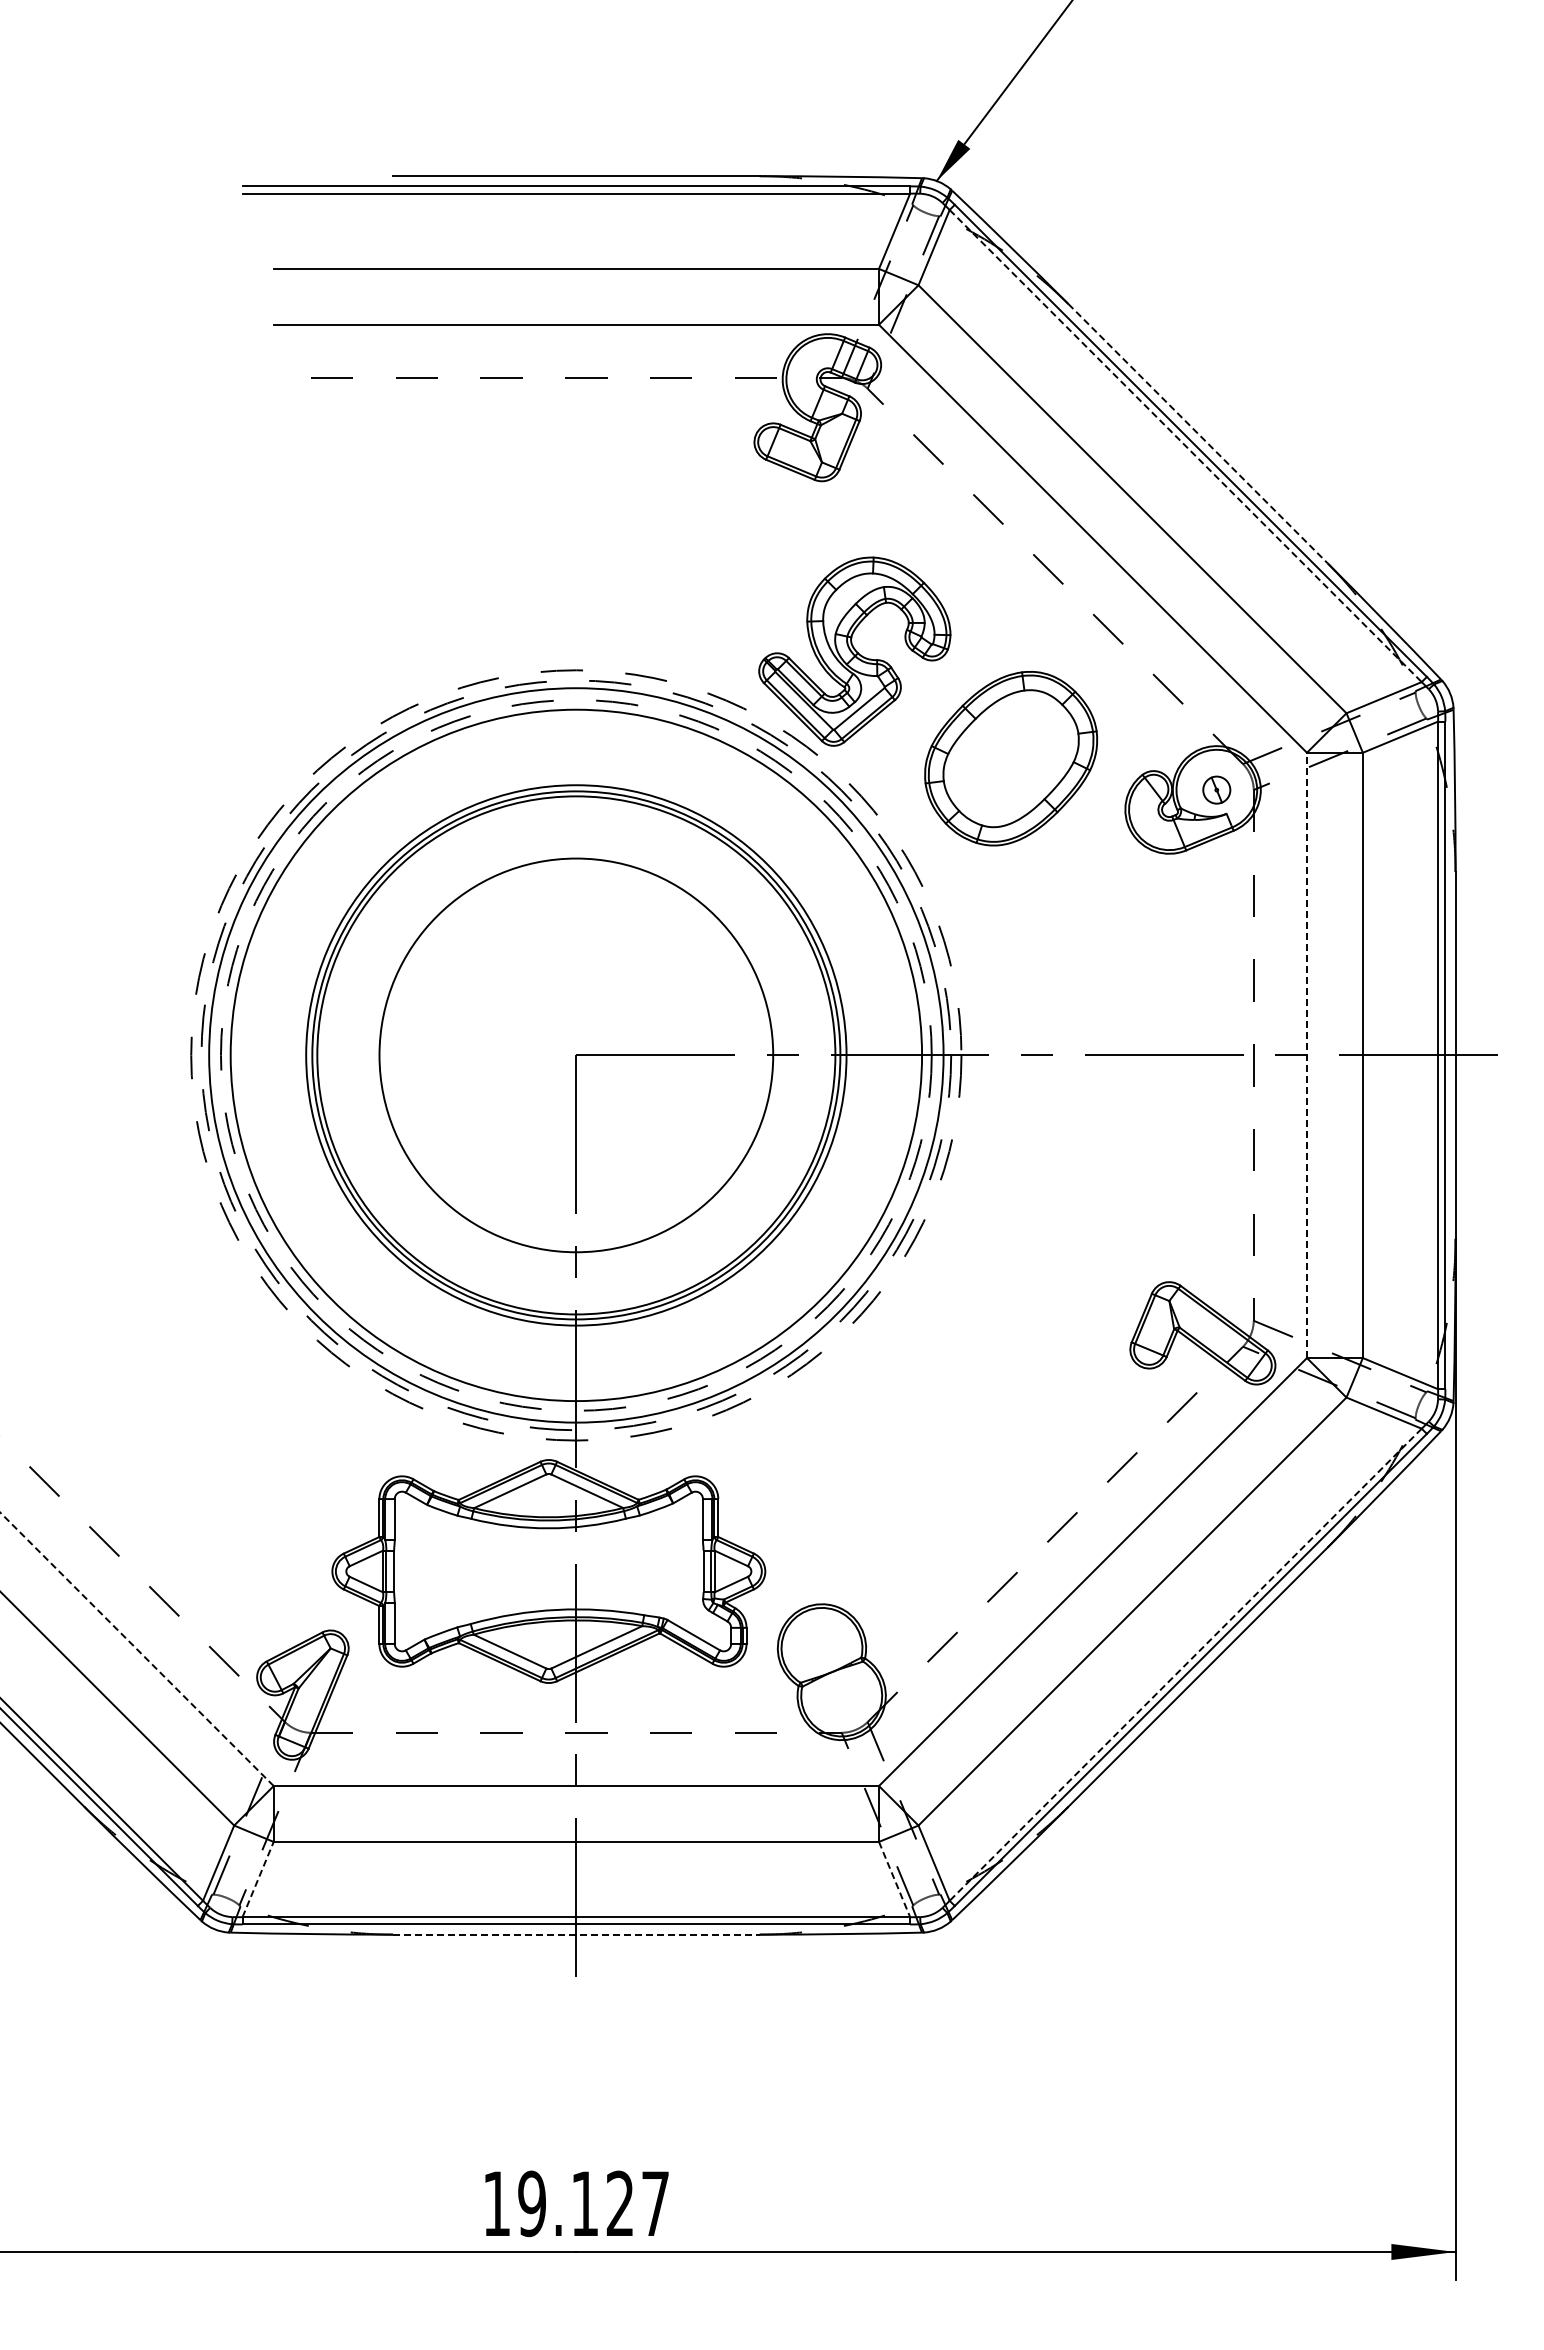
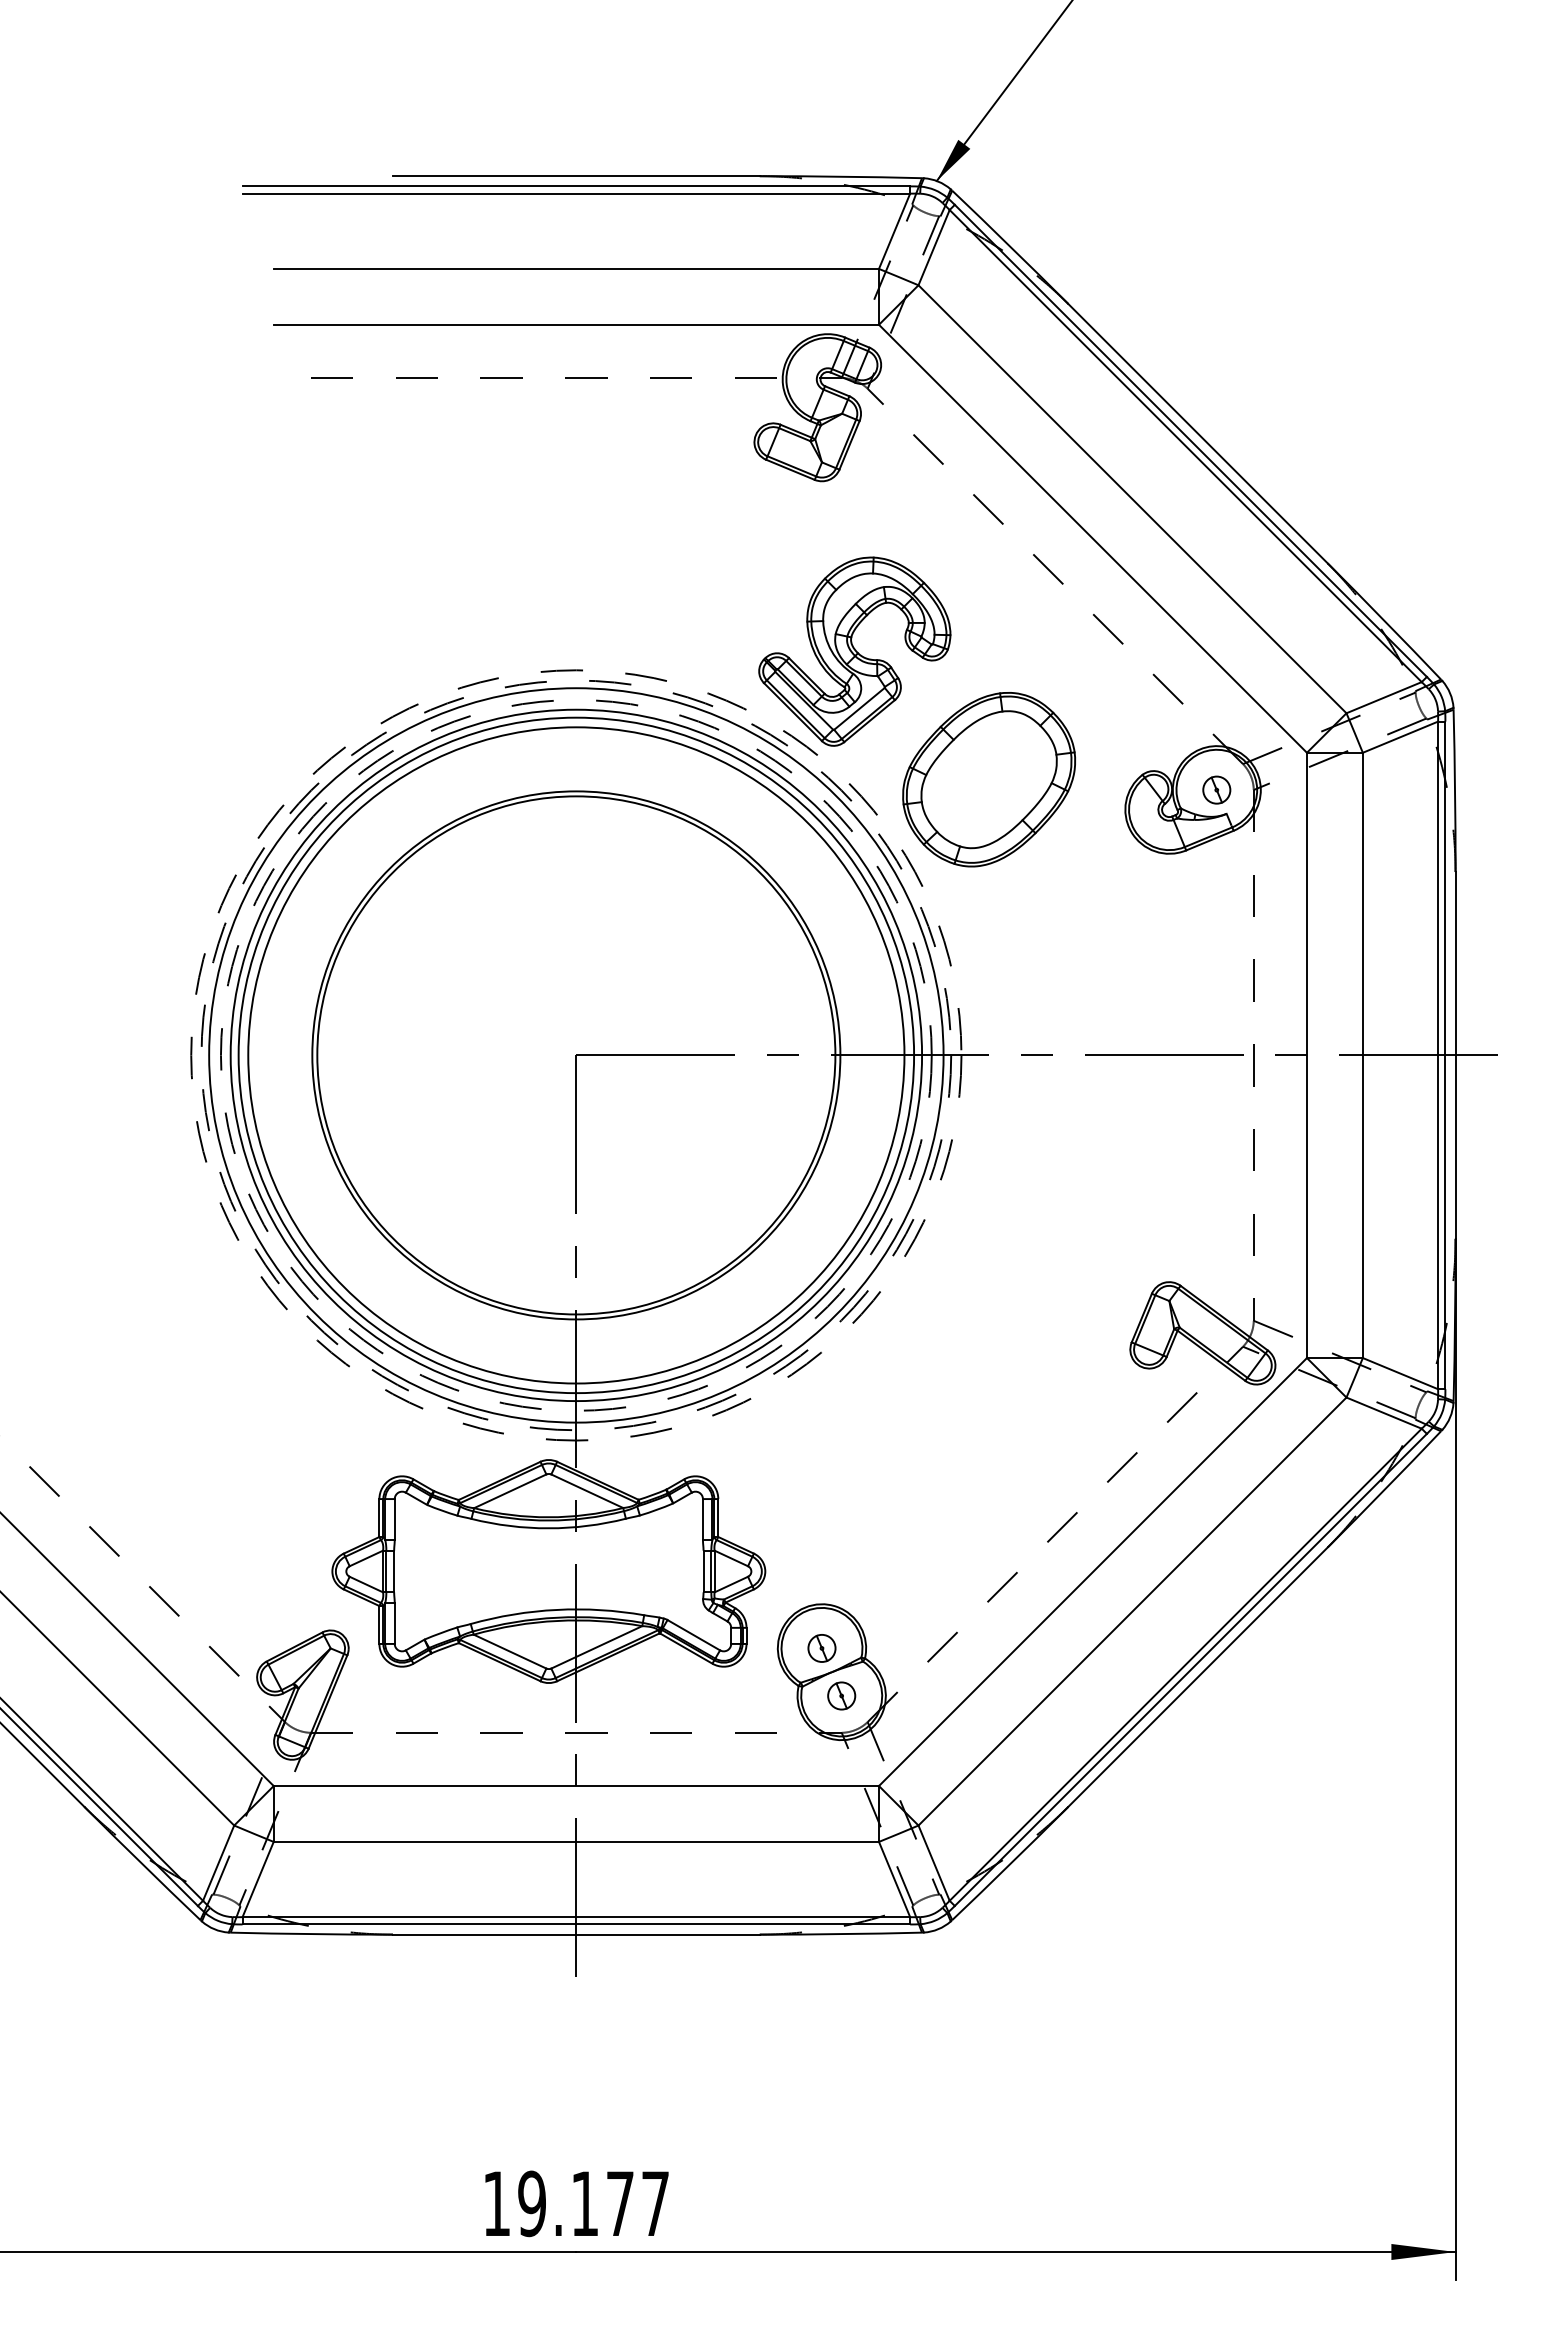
line: dashed -> solid (1198, 434)
line: dashed -> solid (1185, 446)
part position: (1010, 758) -> (988, 779) (988, 779)
circle diameter: 394 px -> 656 px (576, 1055)
circle diameter: 540 px -> 675 px (576, 1055)
line: dashed -> solid (1306, 1055)
part: none -> present (821, 1648)
line: dashed -> solid (136, 1649)
line: dashed -> solid (1185, 1664)
part: none -> present (841, 1695)
line: dashed -> solid (258, 1879)
line: dashed -> solid (894, 1879)
line: dashed -> solid (576, 1934)
text: 19.127 -> 19.177 (619, 2202)
